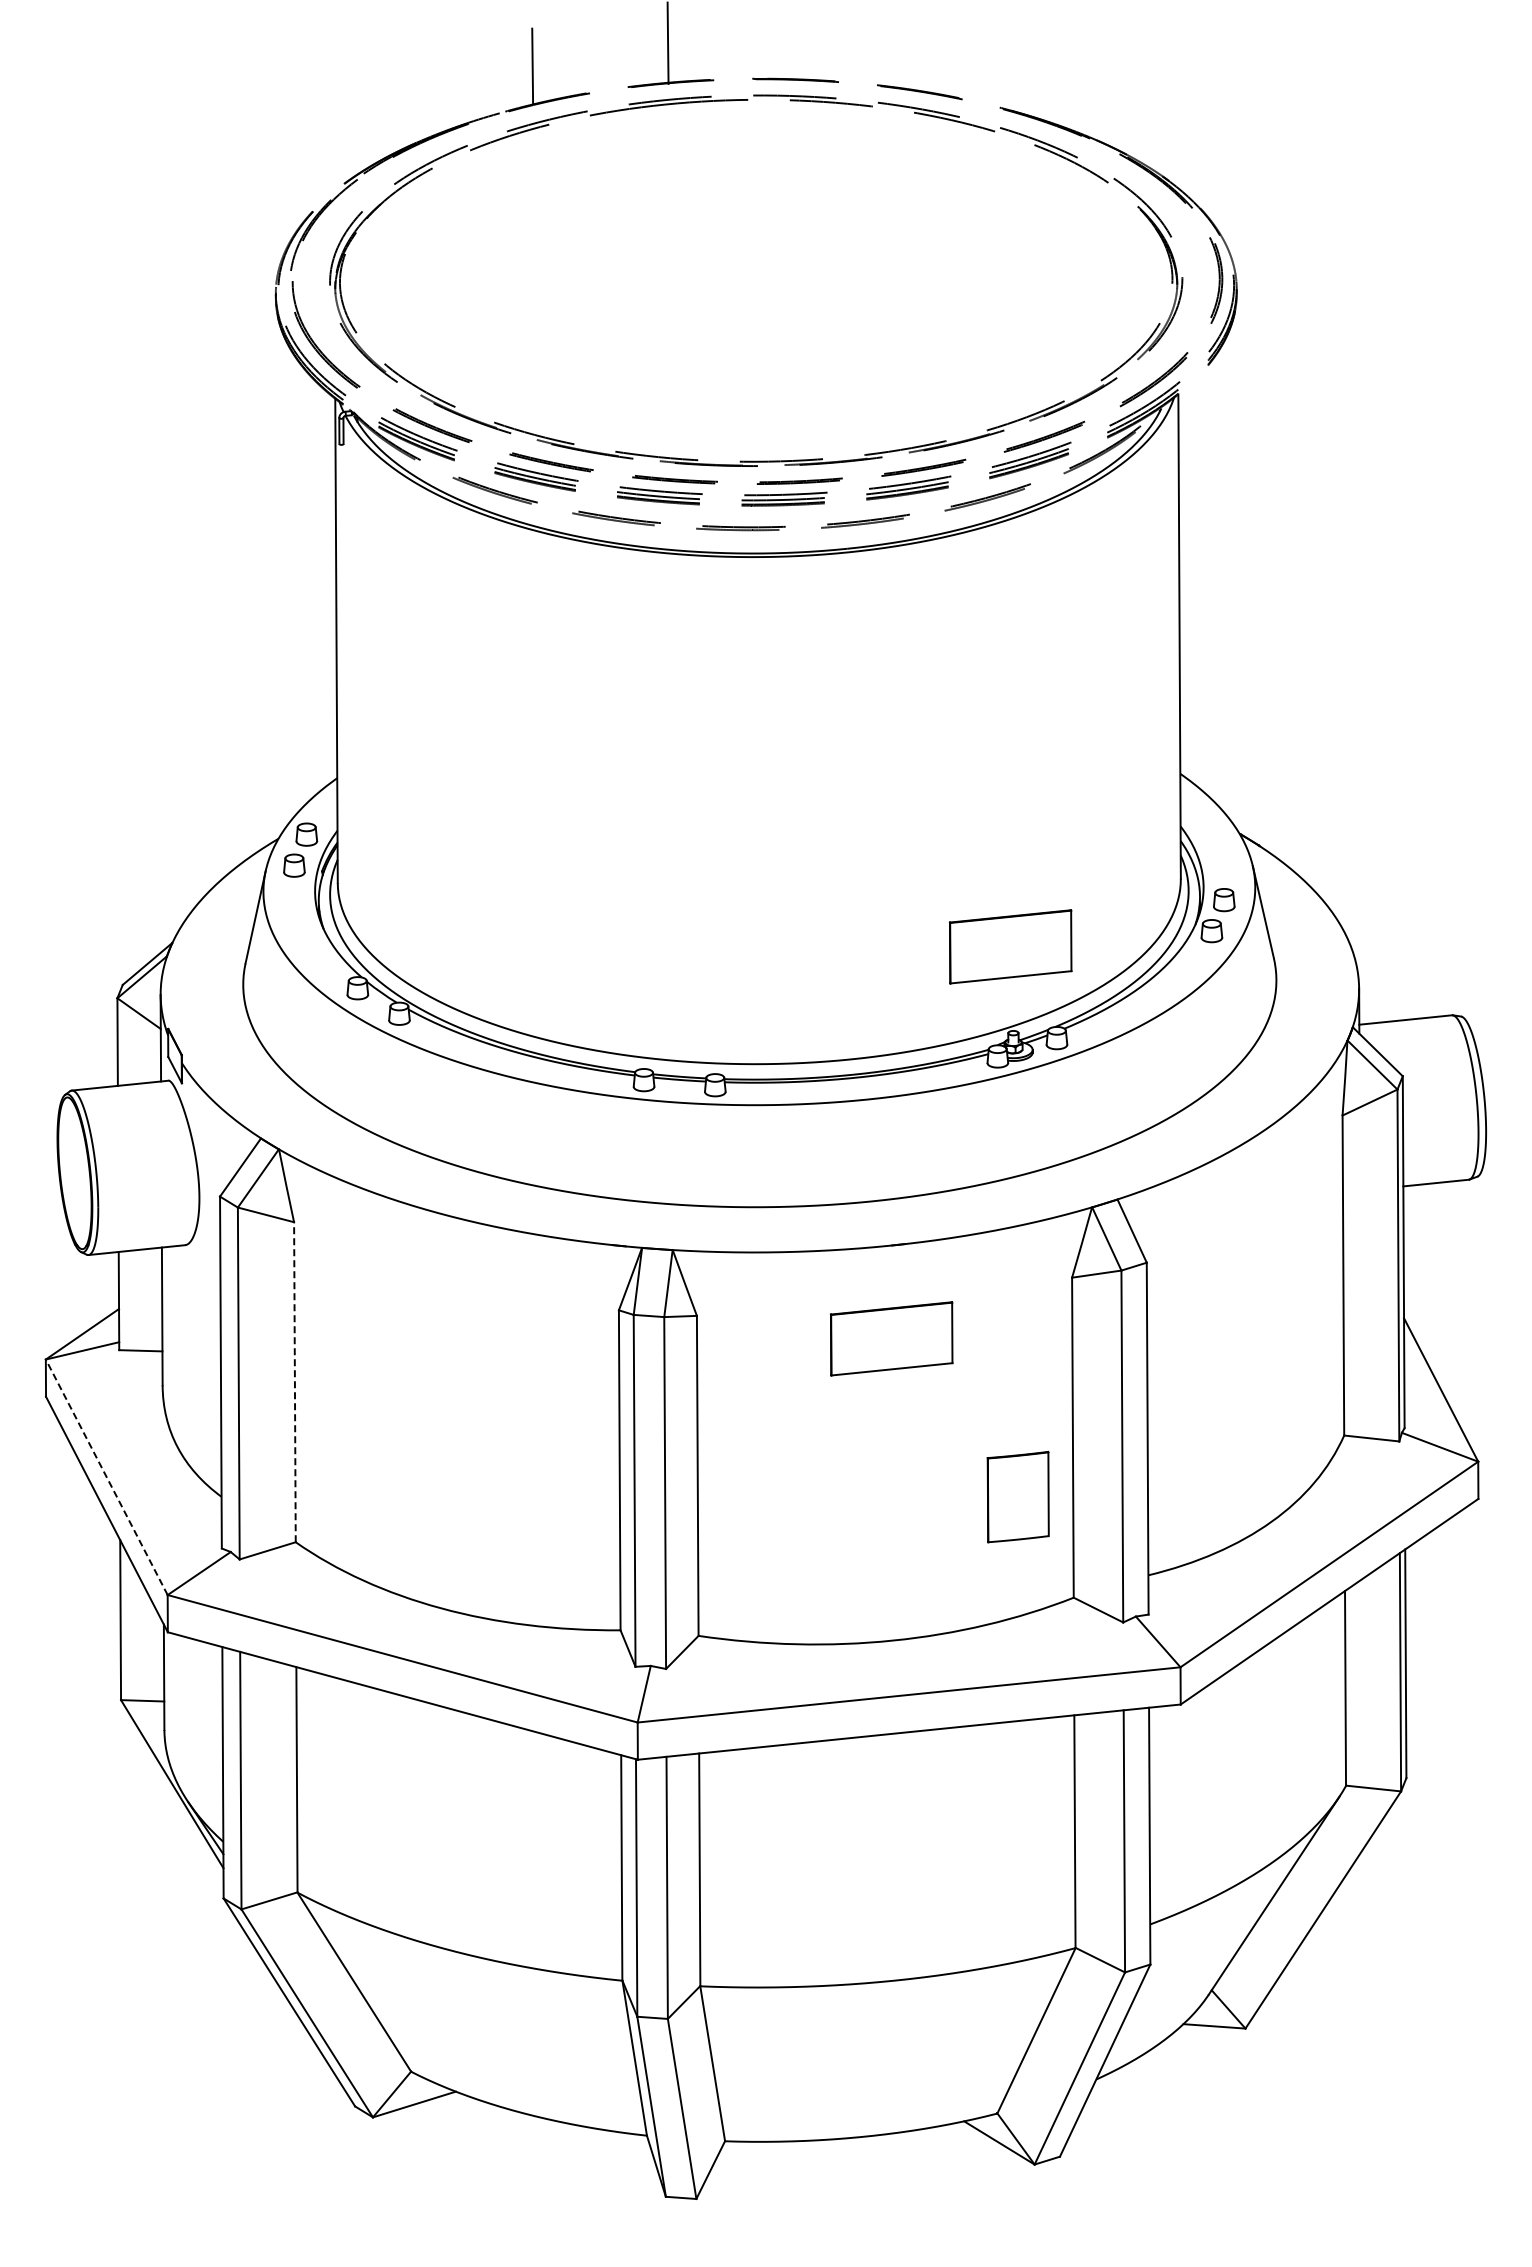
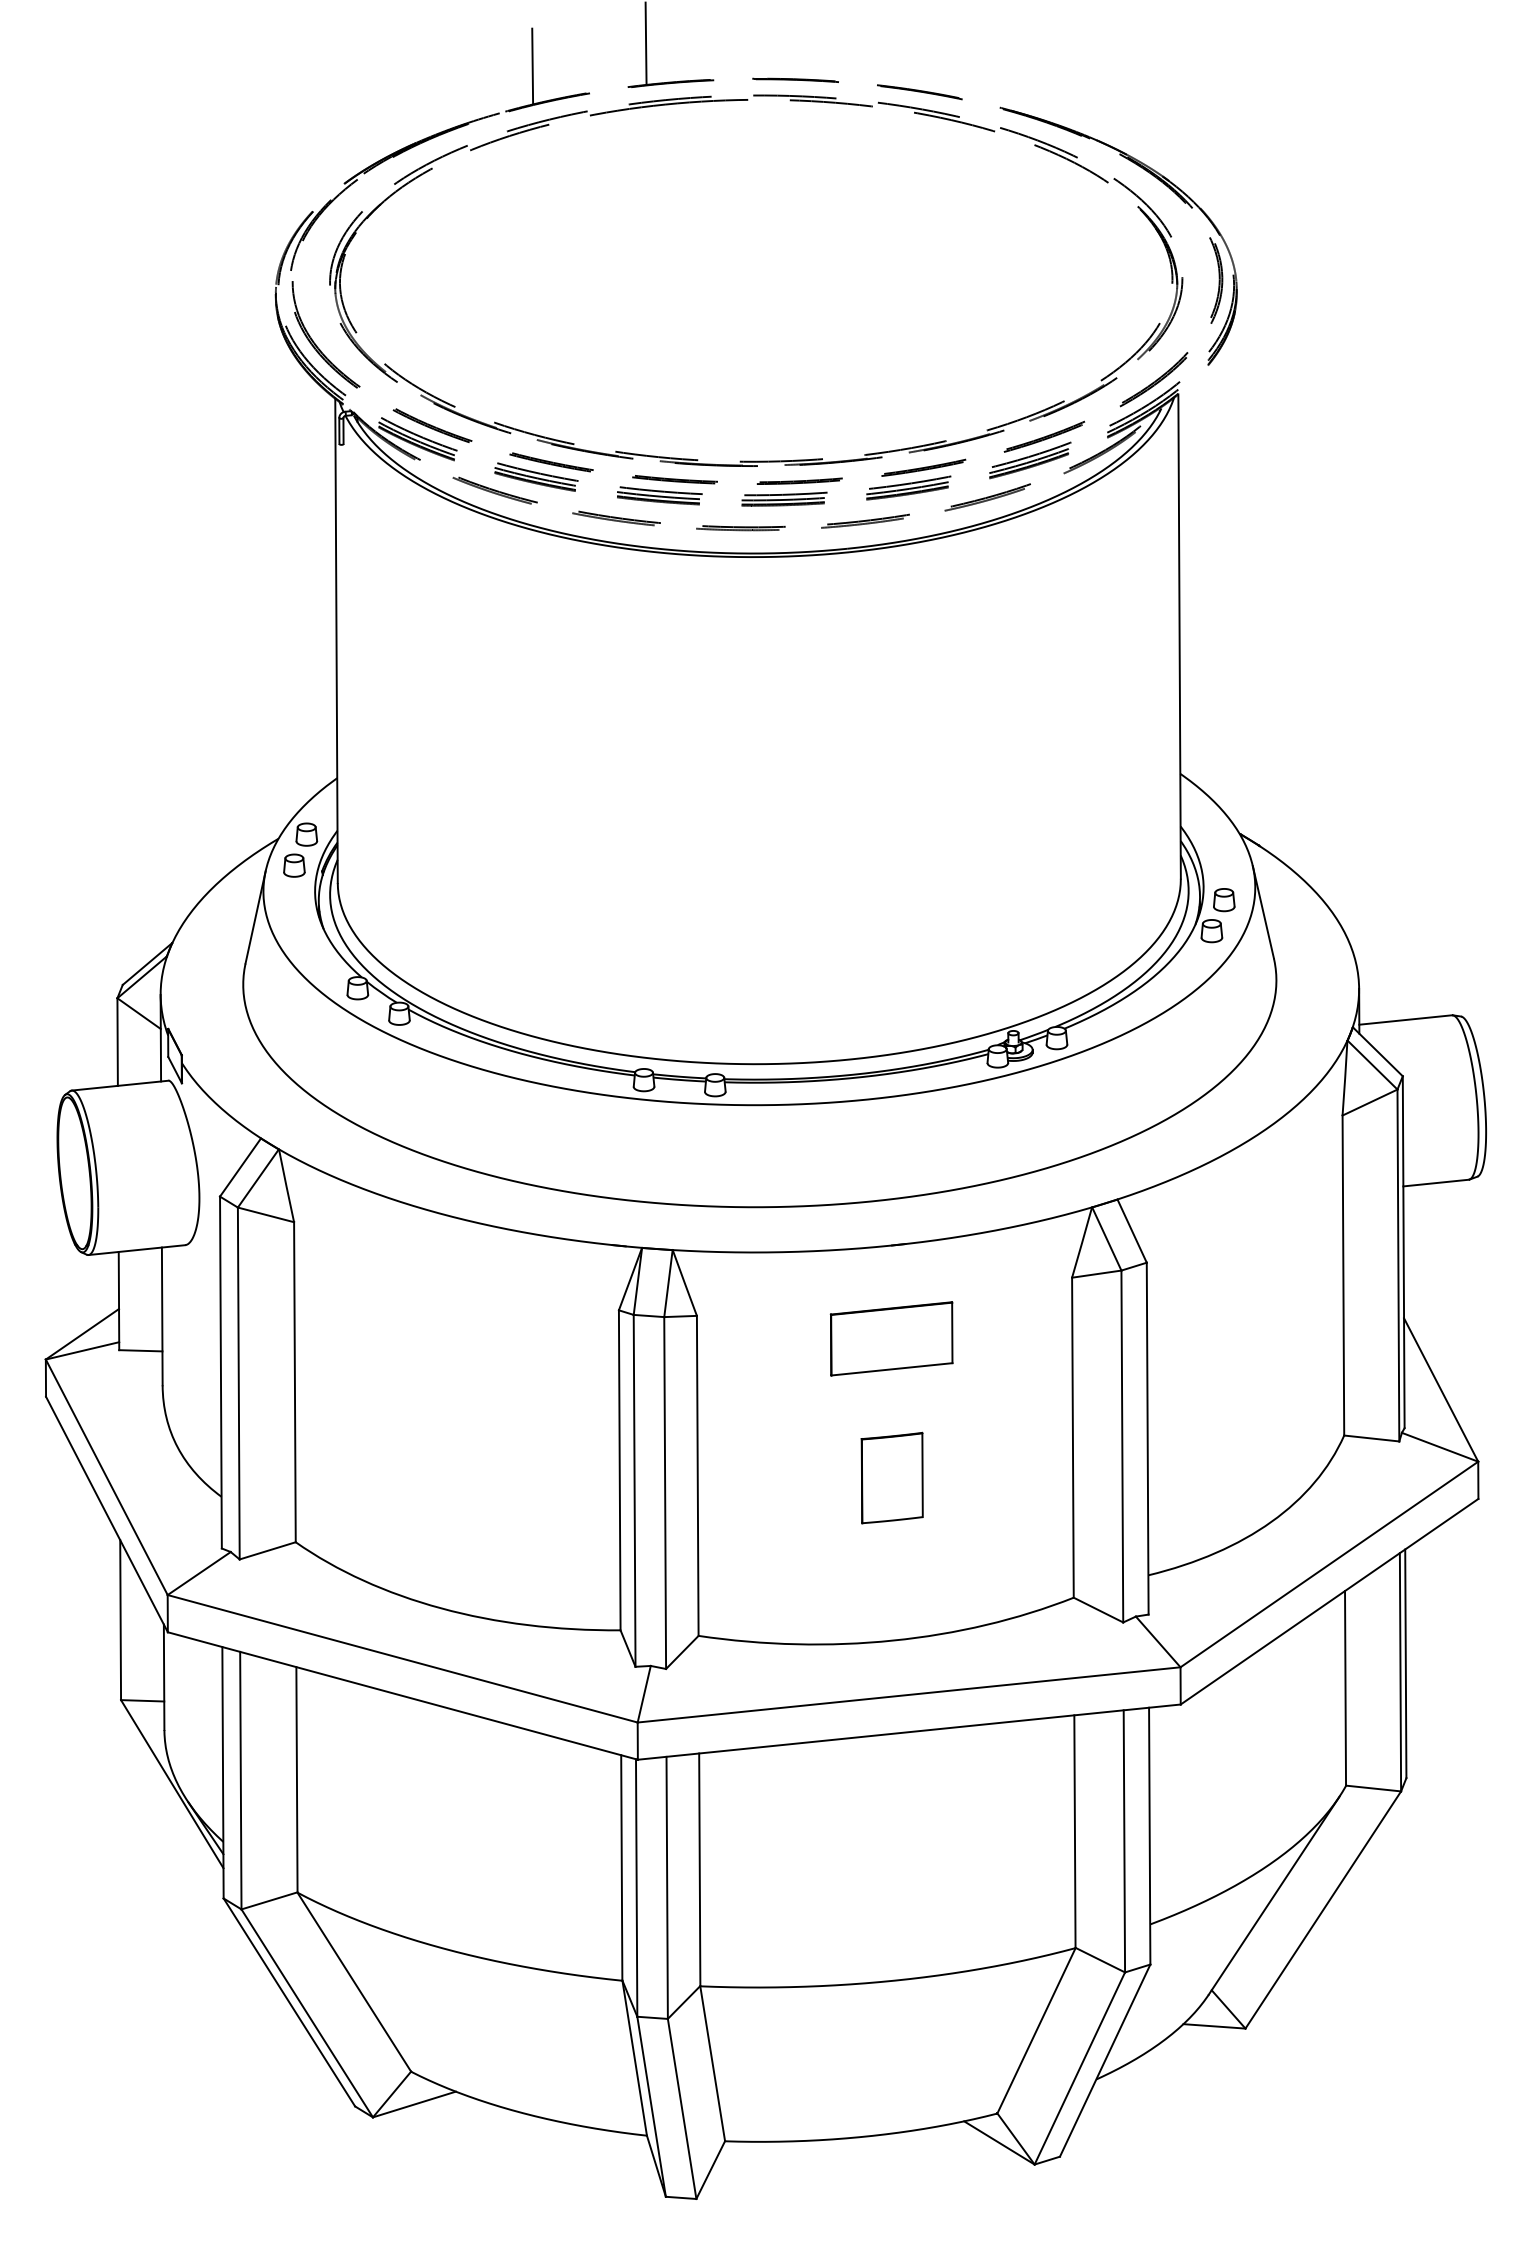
line position: (667, 43) -> (645, 43) (645, 43)
part: present -> none (1010, 946)
line: dashed -> solid (294, 1381)
line: dashed -> solid (106, 1477)
part position: (1017, 1496) -> (891, 1477) (891, 1477)
